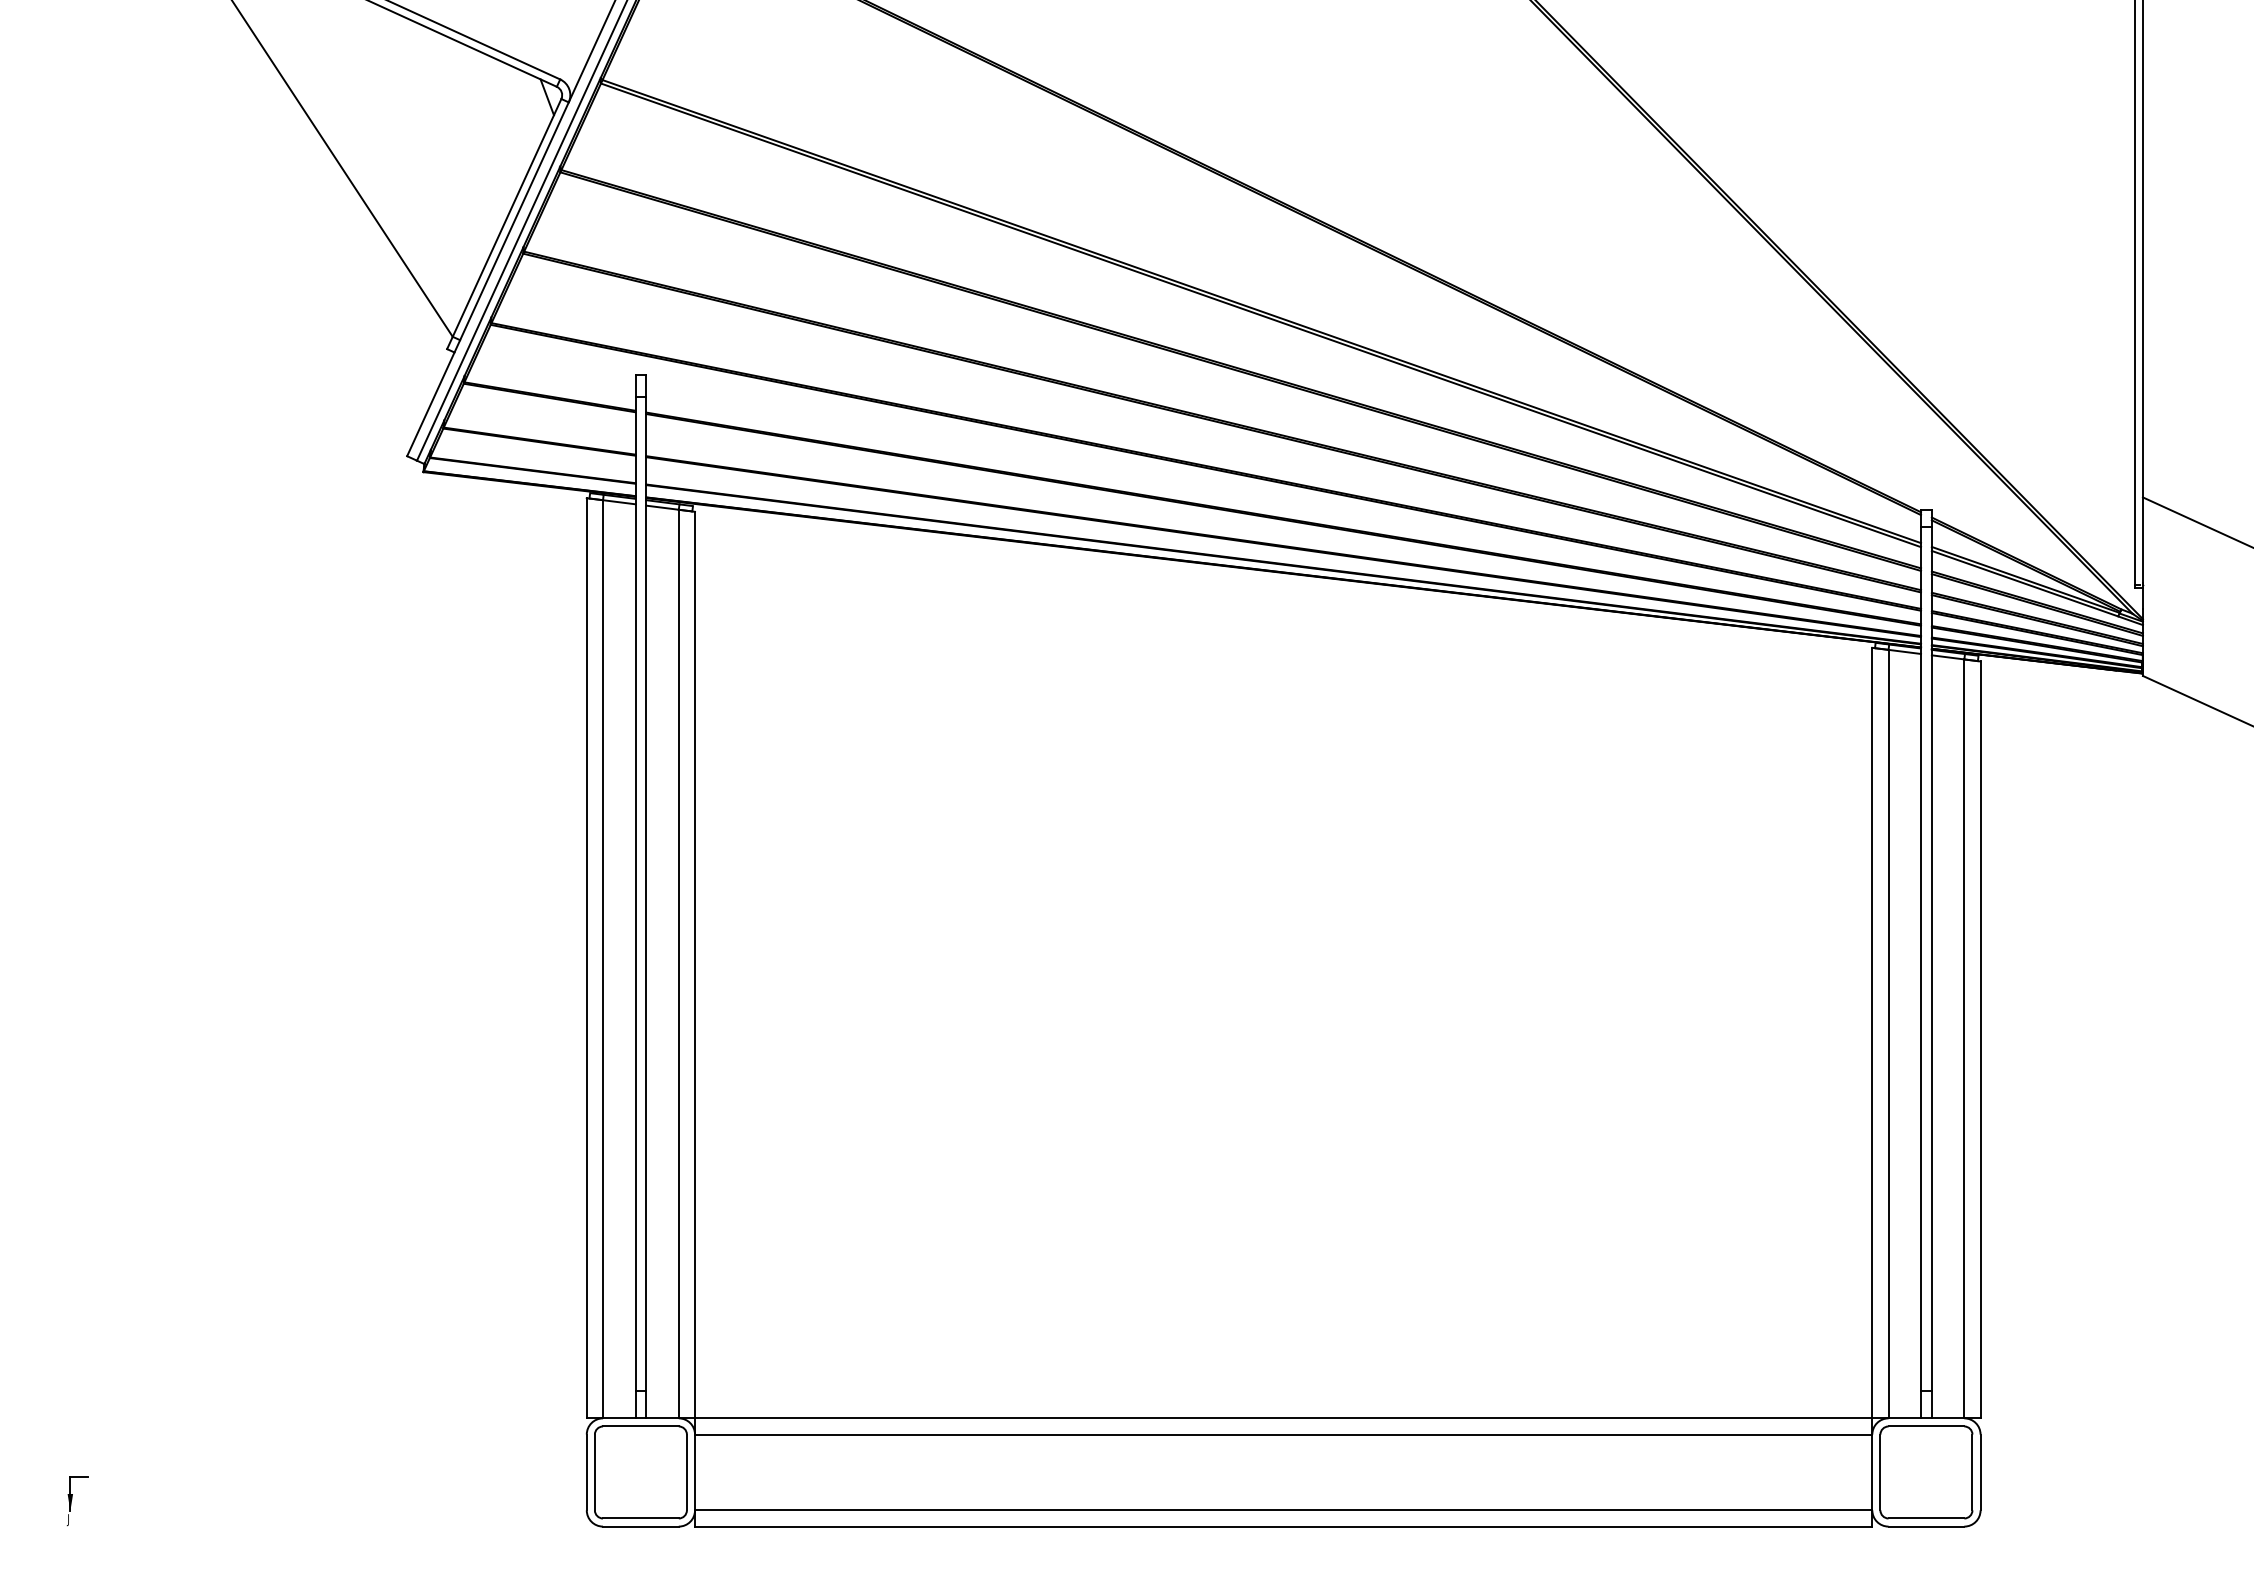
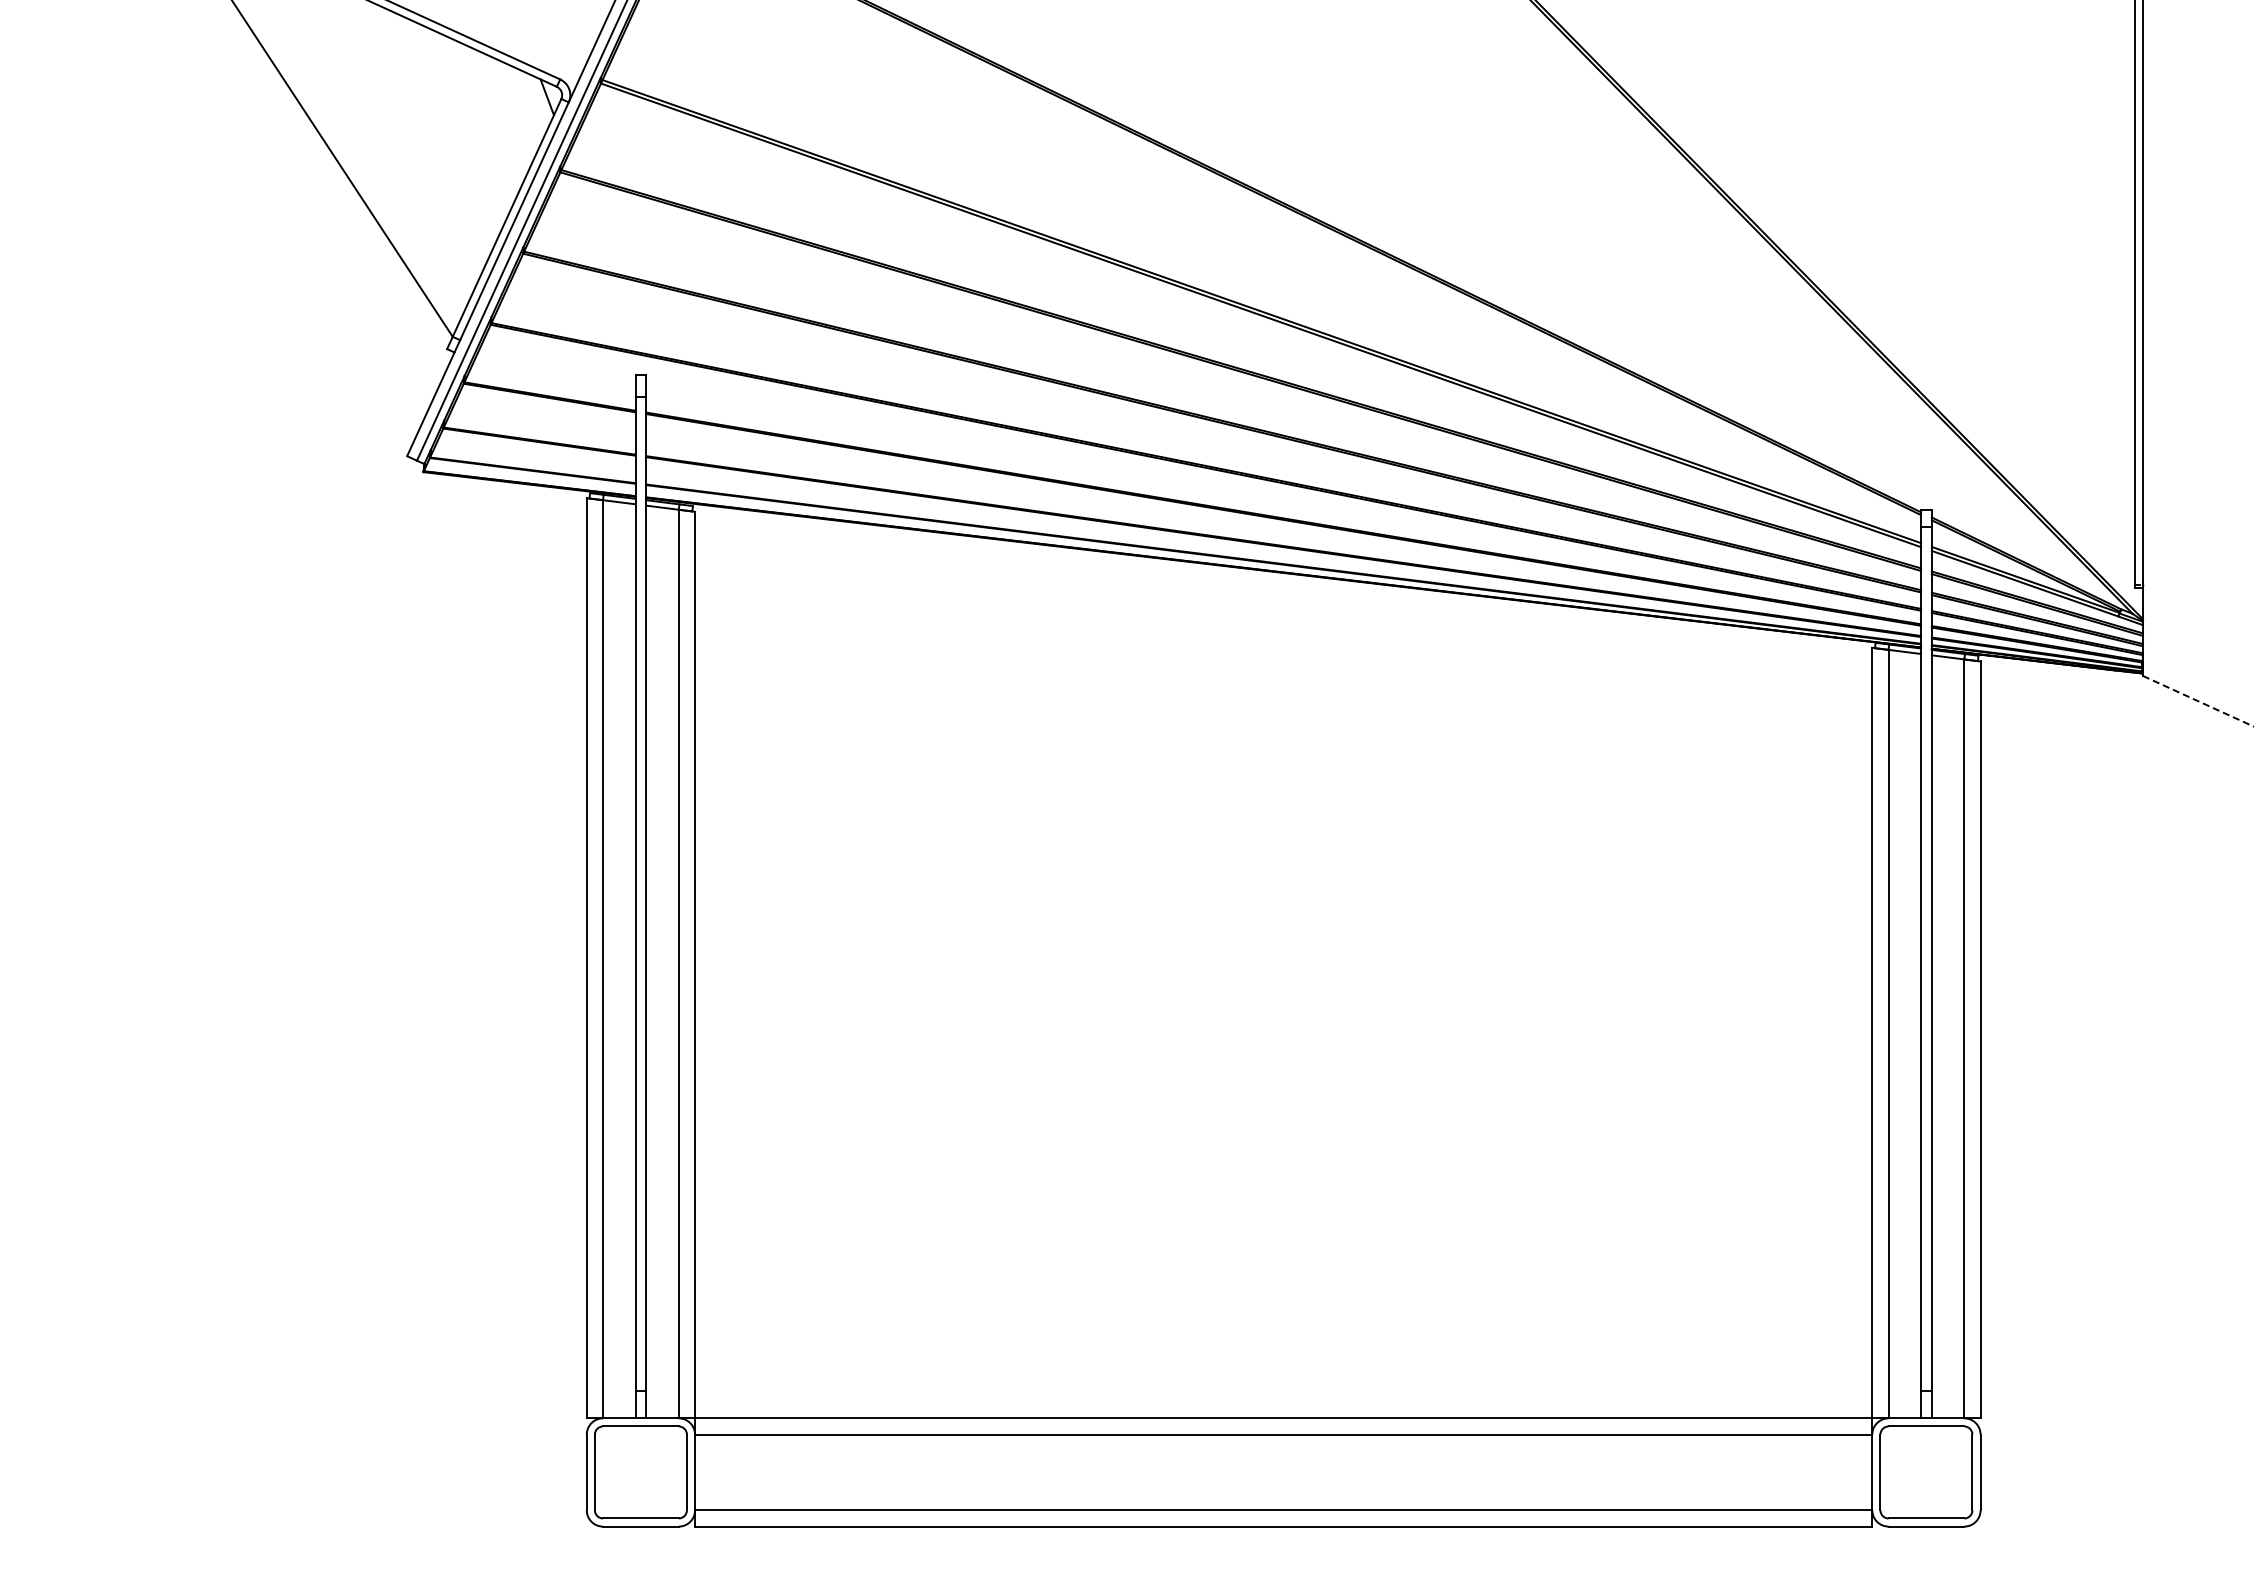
line: present -> none (2196, 521)
line: solid -> dashed (2198, 701)
part: present -> none (77, 1501)
